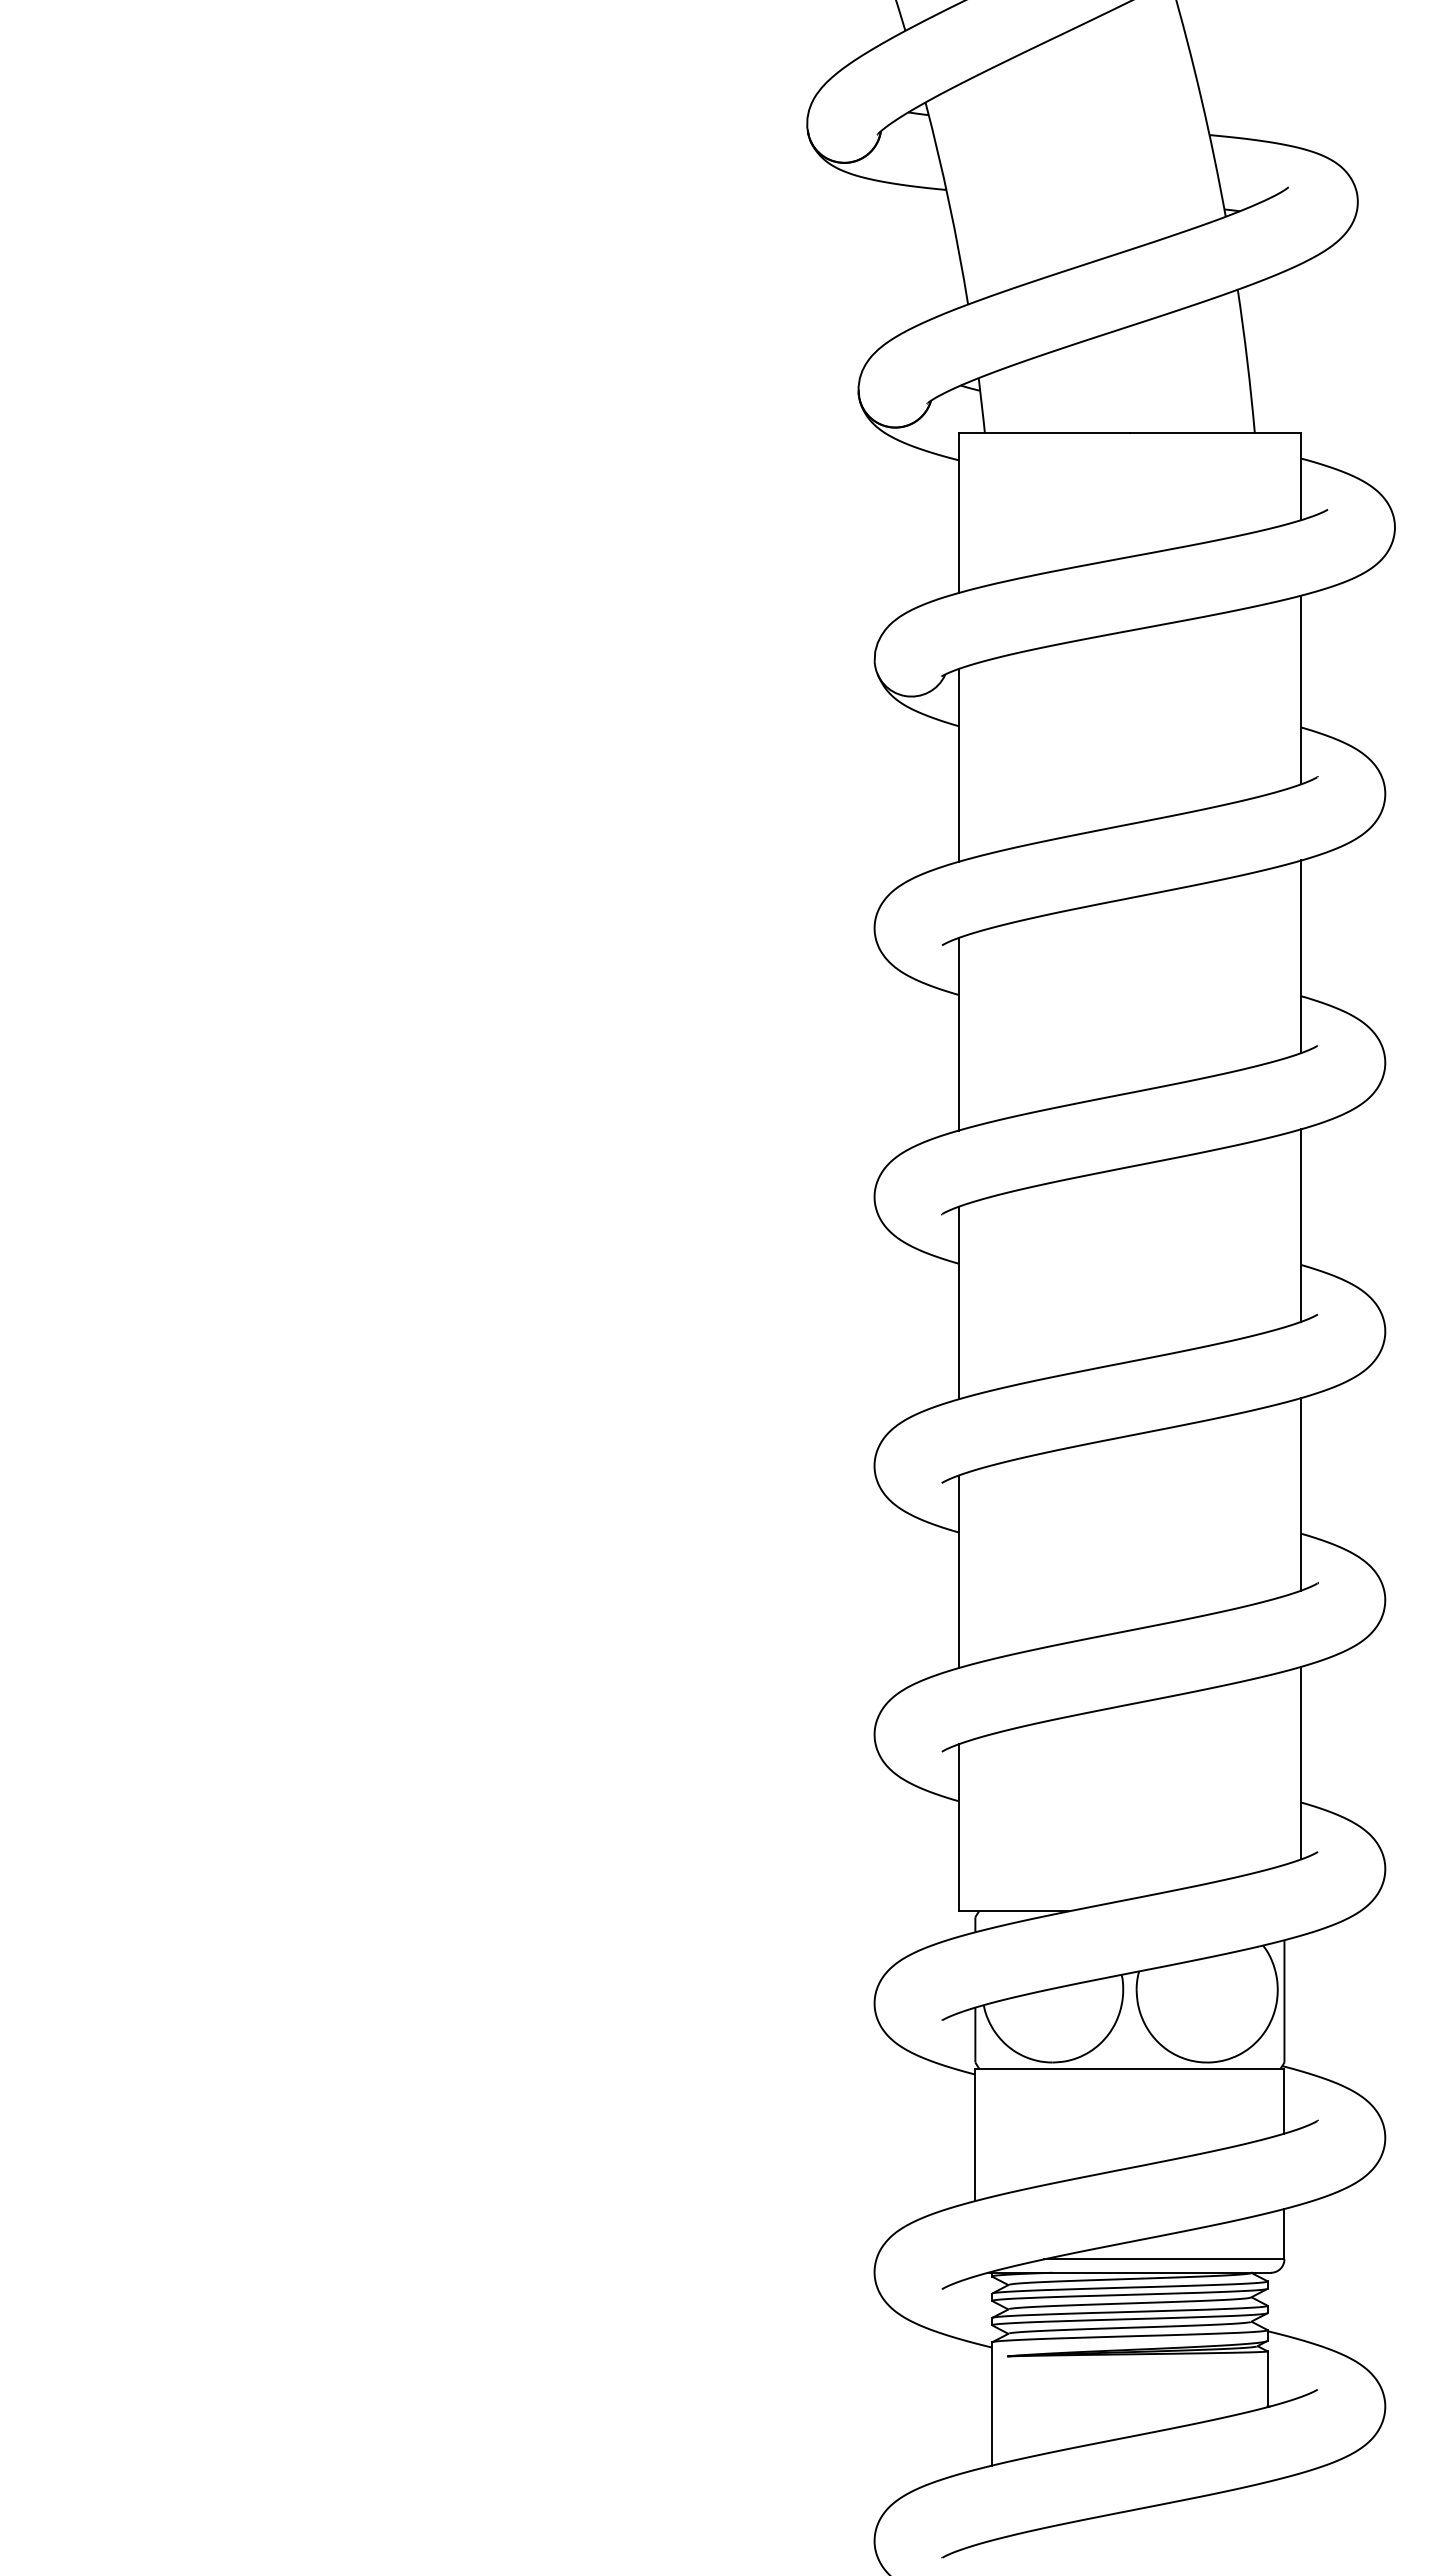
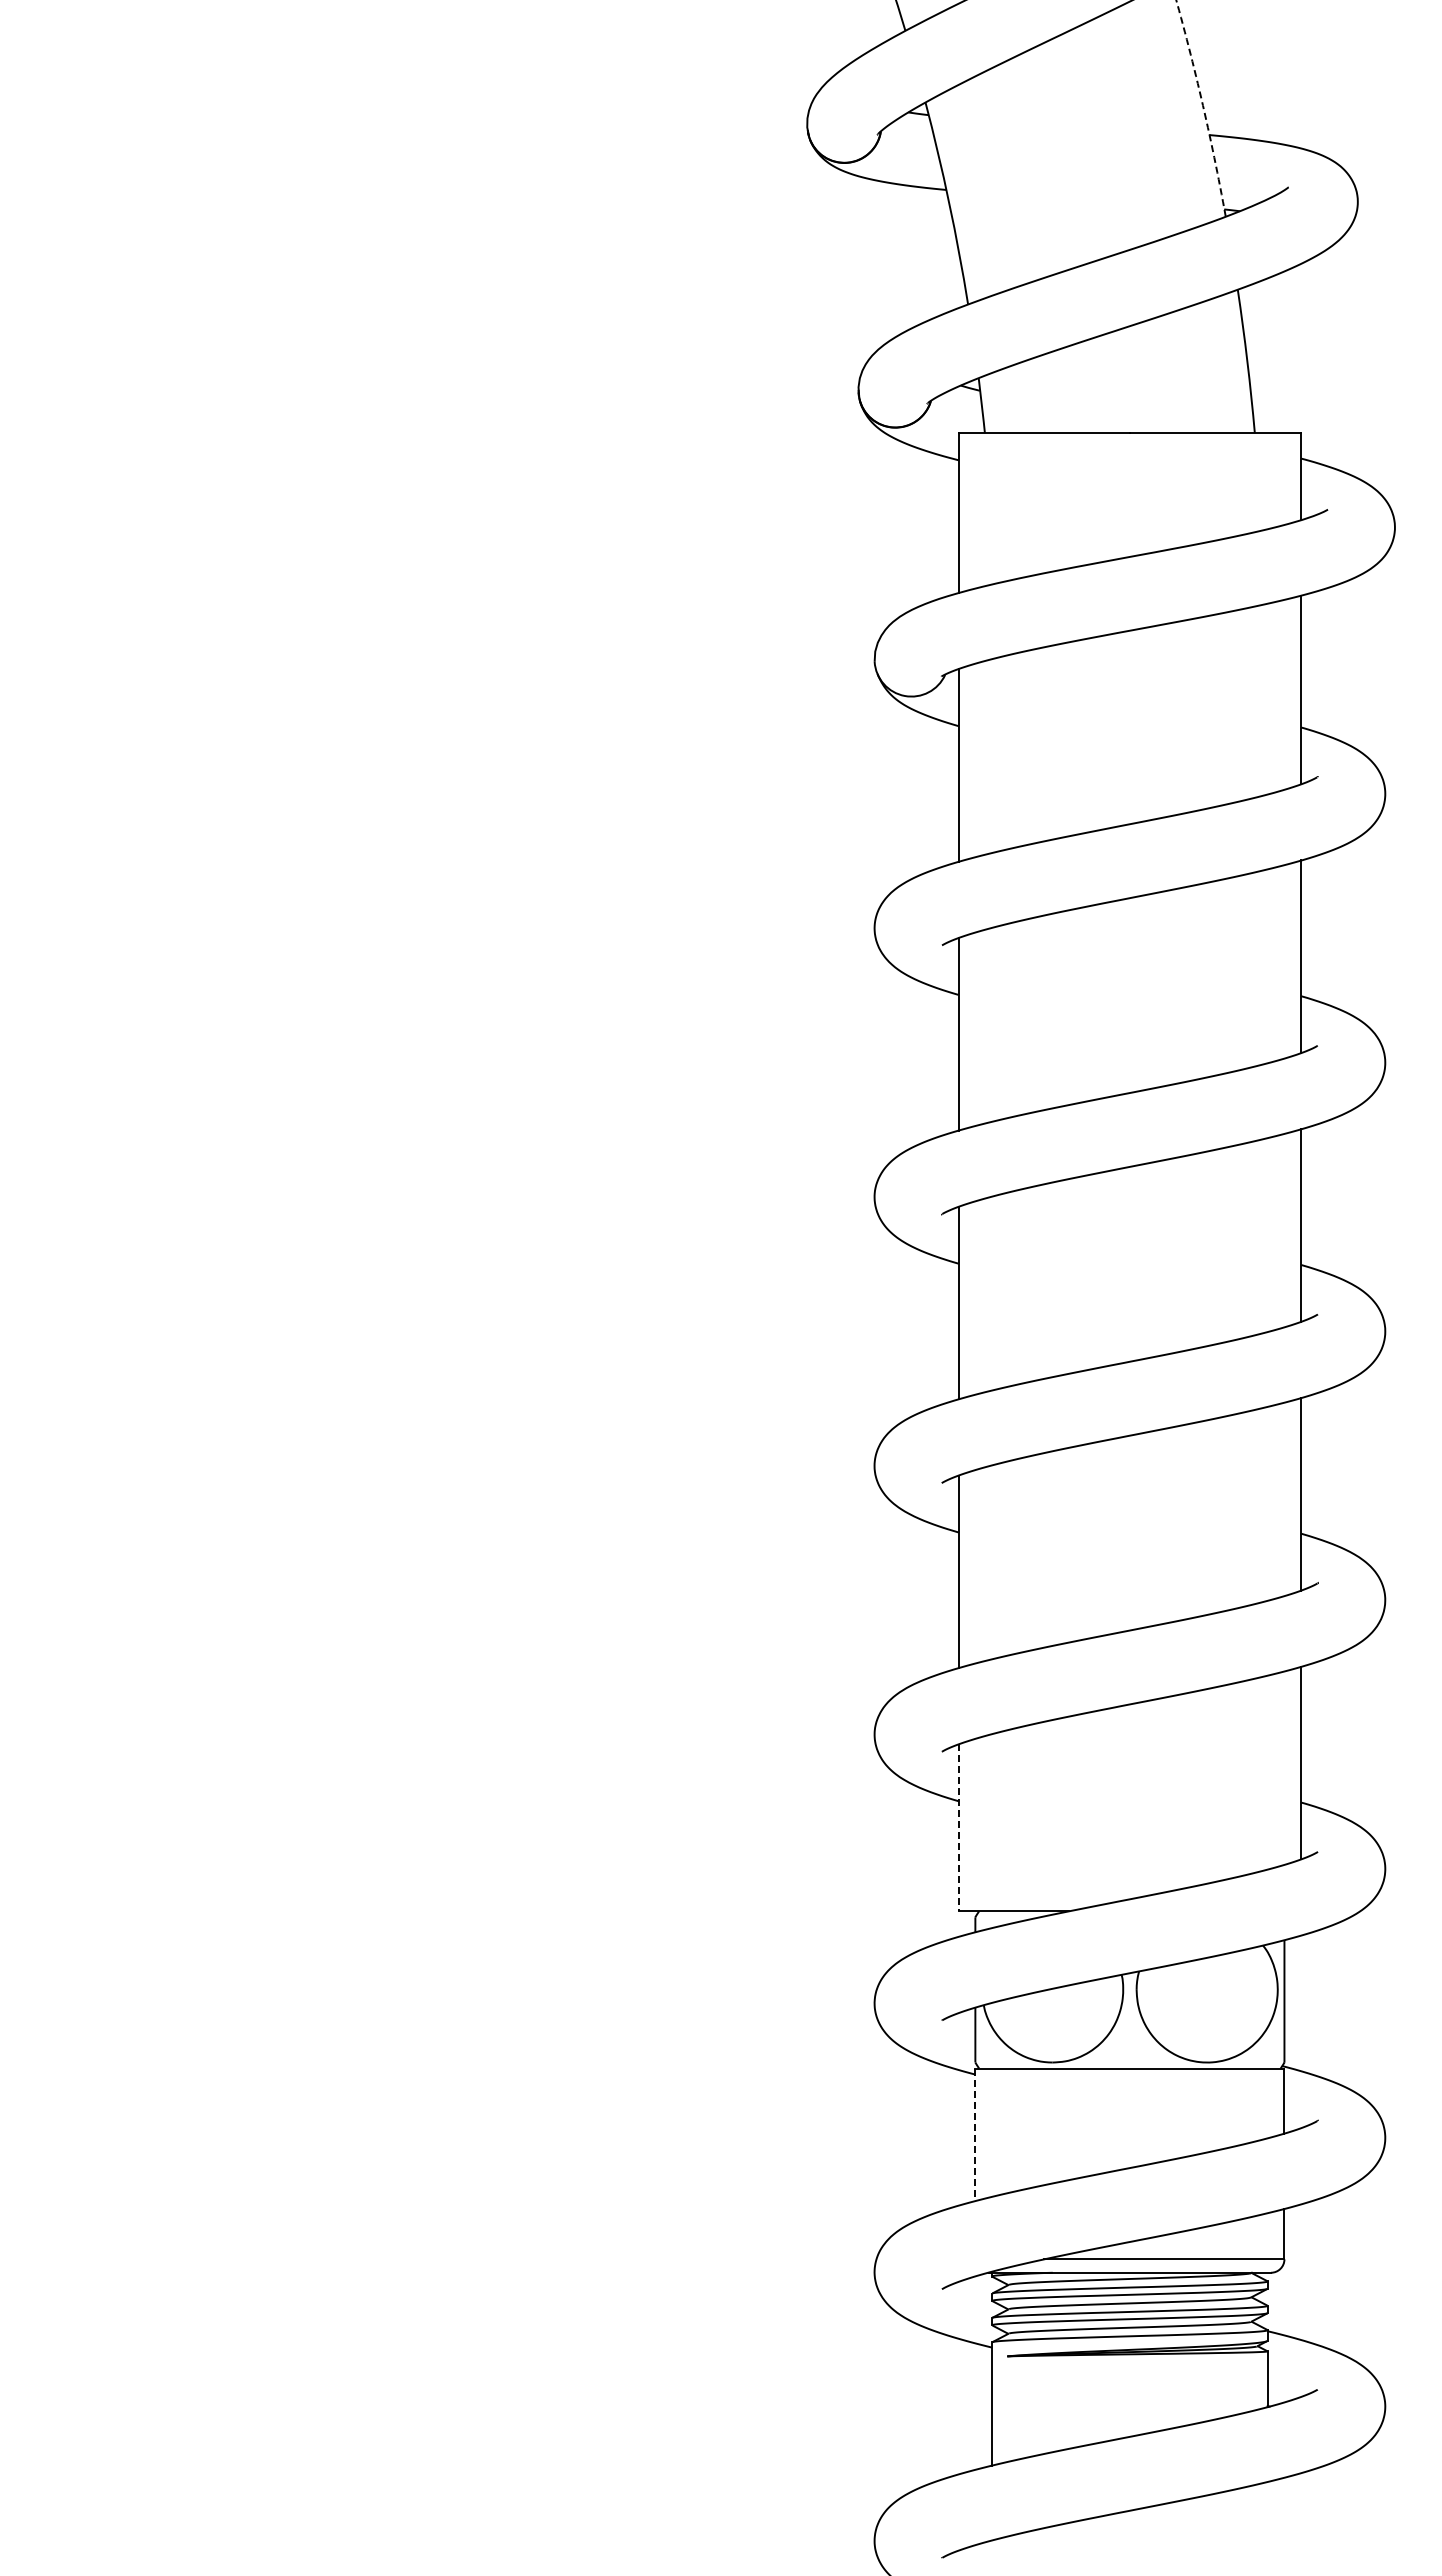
arc: solid -> dashed (1203, 107)
line: solid -> dashed (958, 1828)
line: solid -> dashed (975, 2135)
